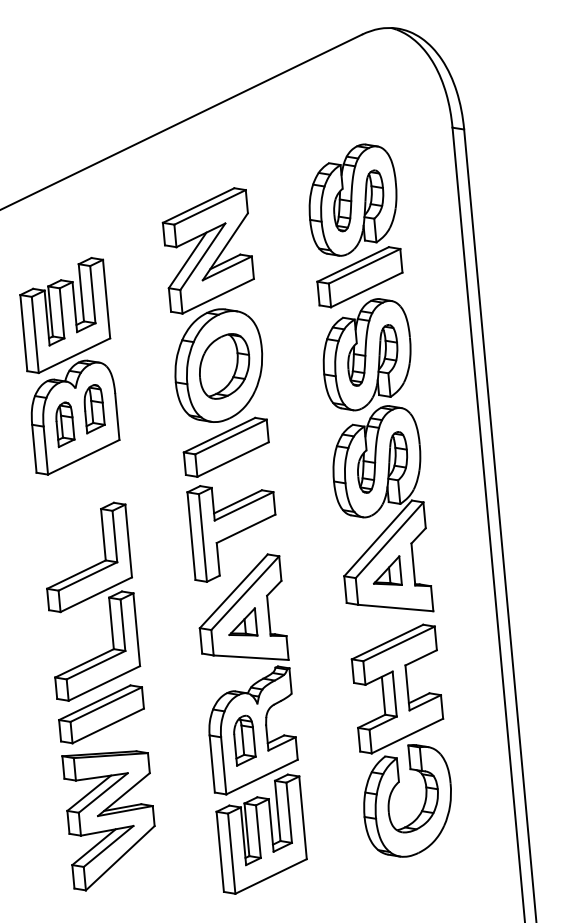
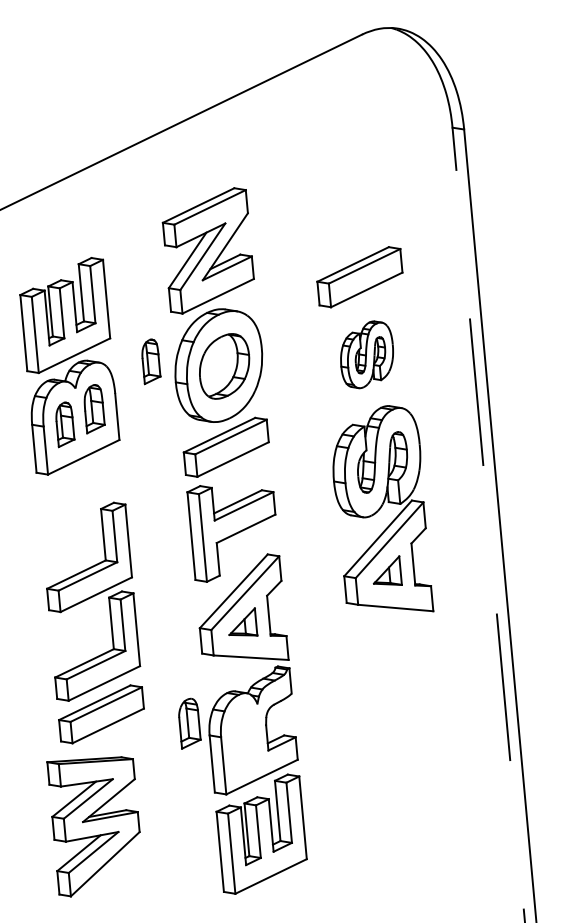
part: present -> none (352, 199)
part size: 90x114 px -> 54x70 px (366, 354)
part: none -> present (151, 361)
line: solid -> dashed (488, 525)
part position: (244, 740) -> (189, 723) (189, 723)
part: present -> none (400, 740)
part position: (108, 820) -> (93, 826) (93, 826)
